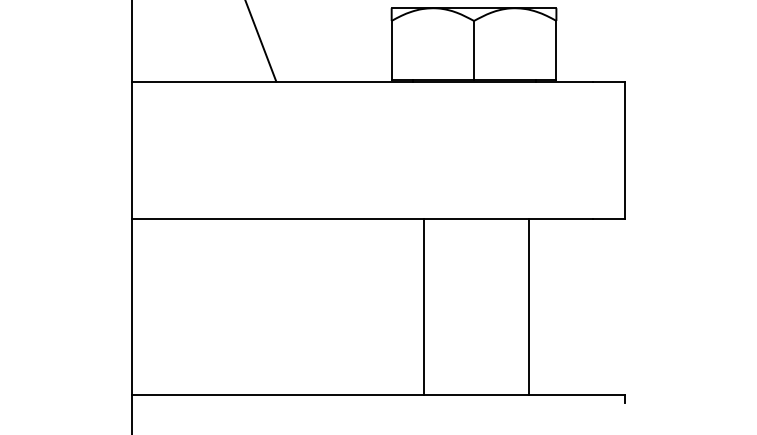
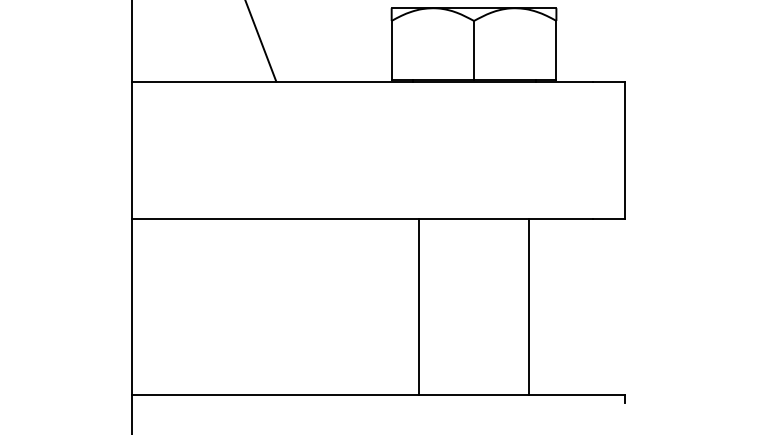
line position: (424, 306) -> (419, 306) (419, 306)
